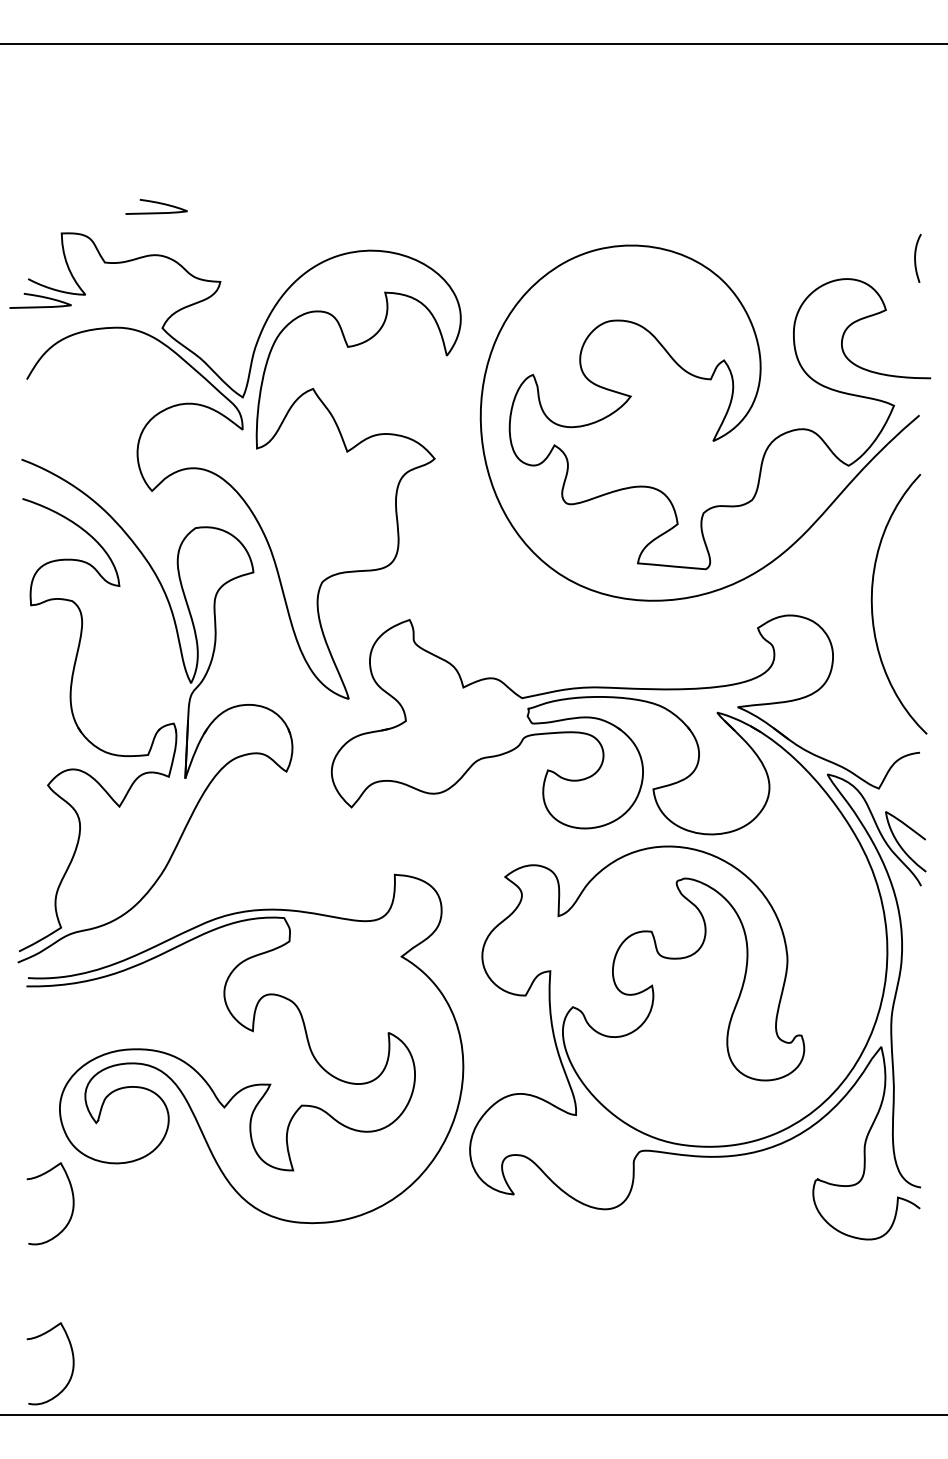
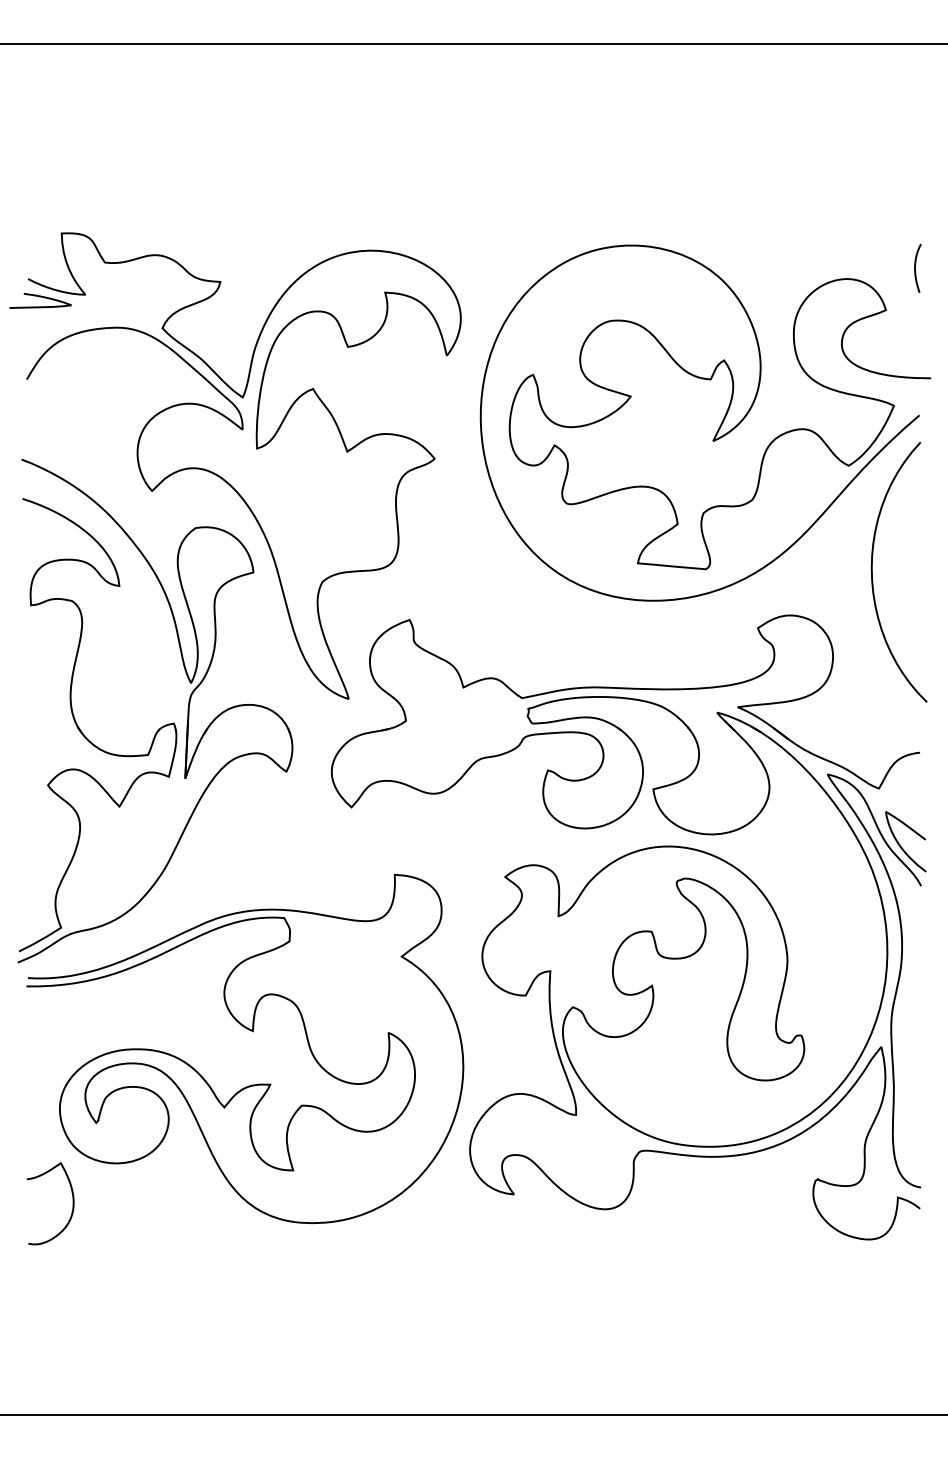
curve: present -> none (156, 203)
curve position: (915, 257) -> (915, 267) (915, 267)
curve position: (872, 604) -> (872, 572) (872, 572)
curve: present -> none (72, 1363)
